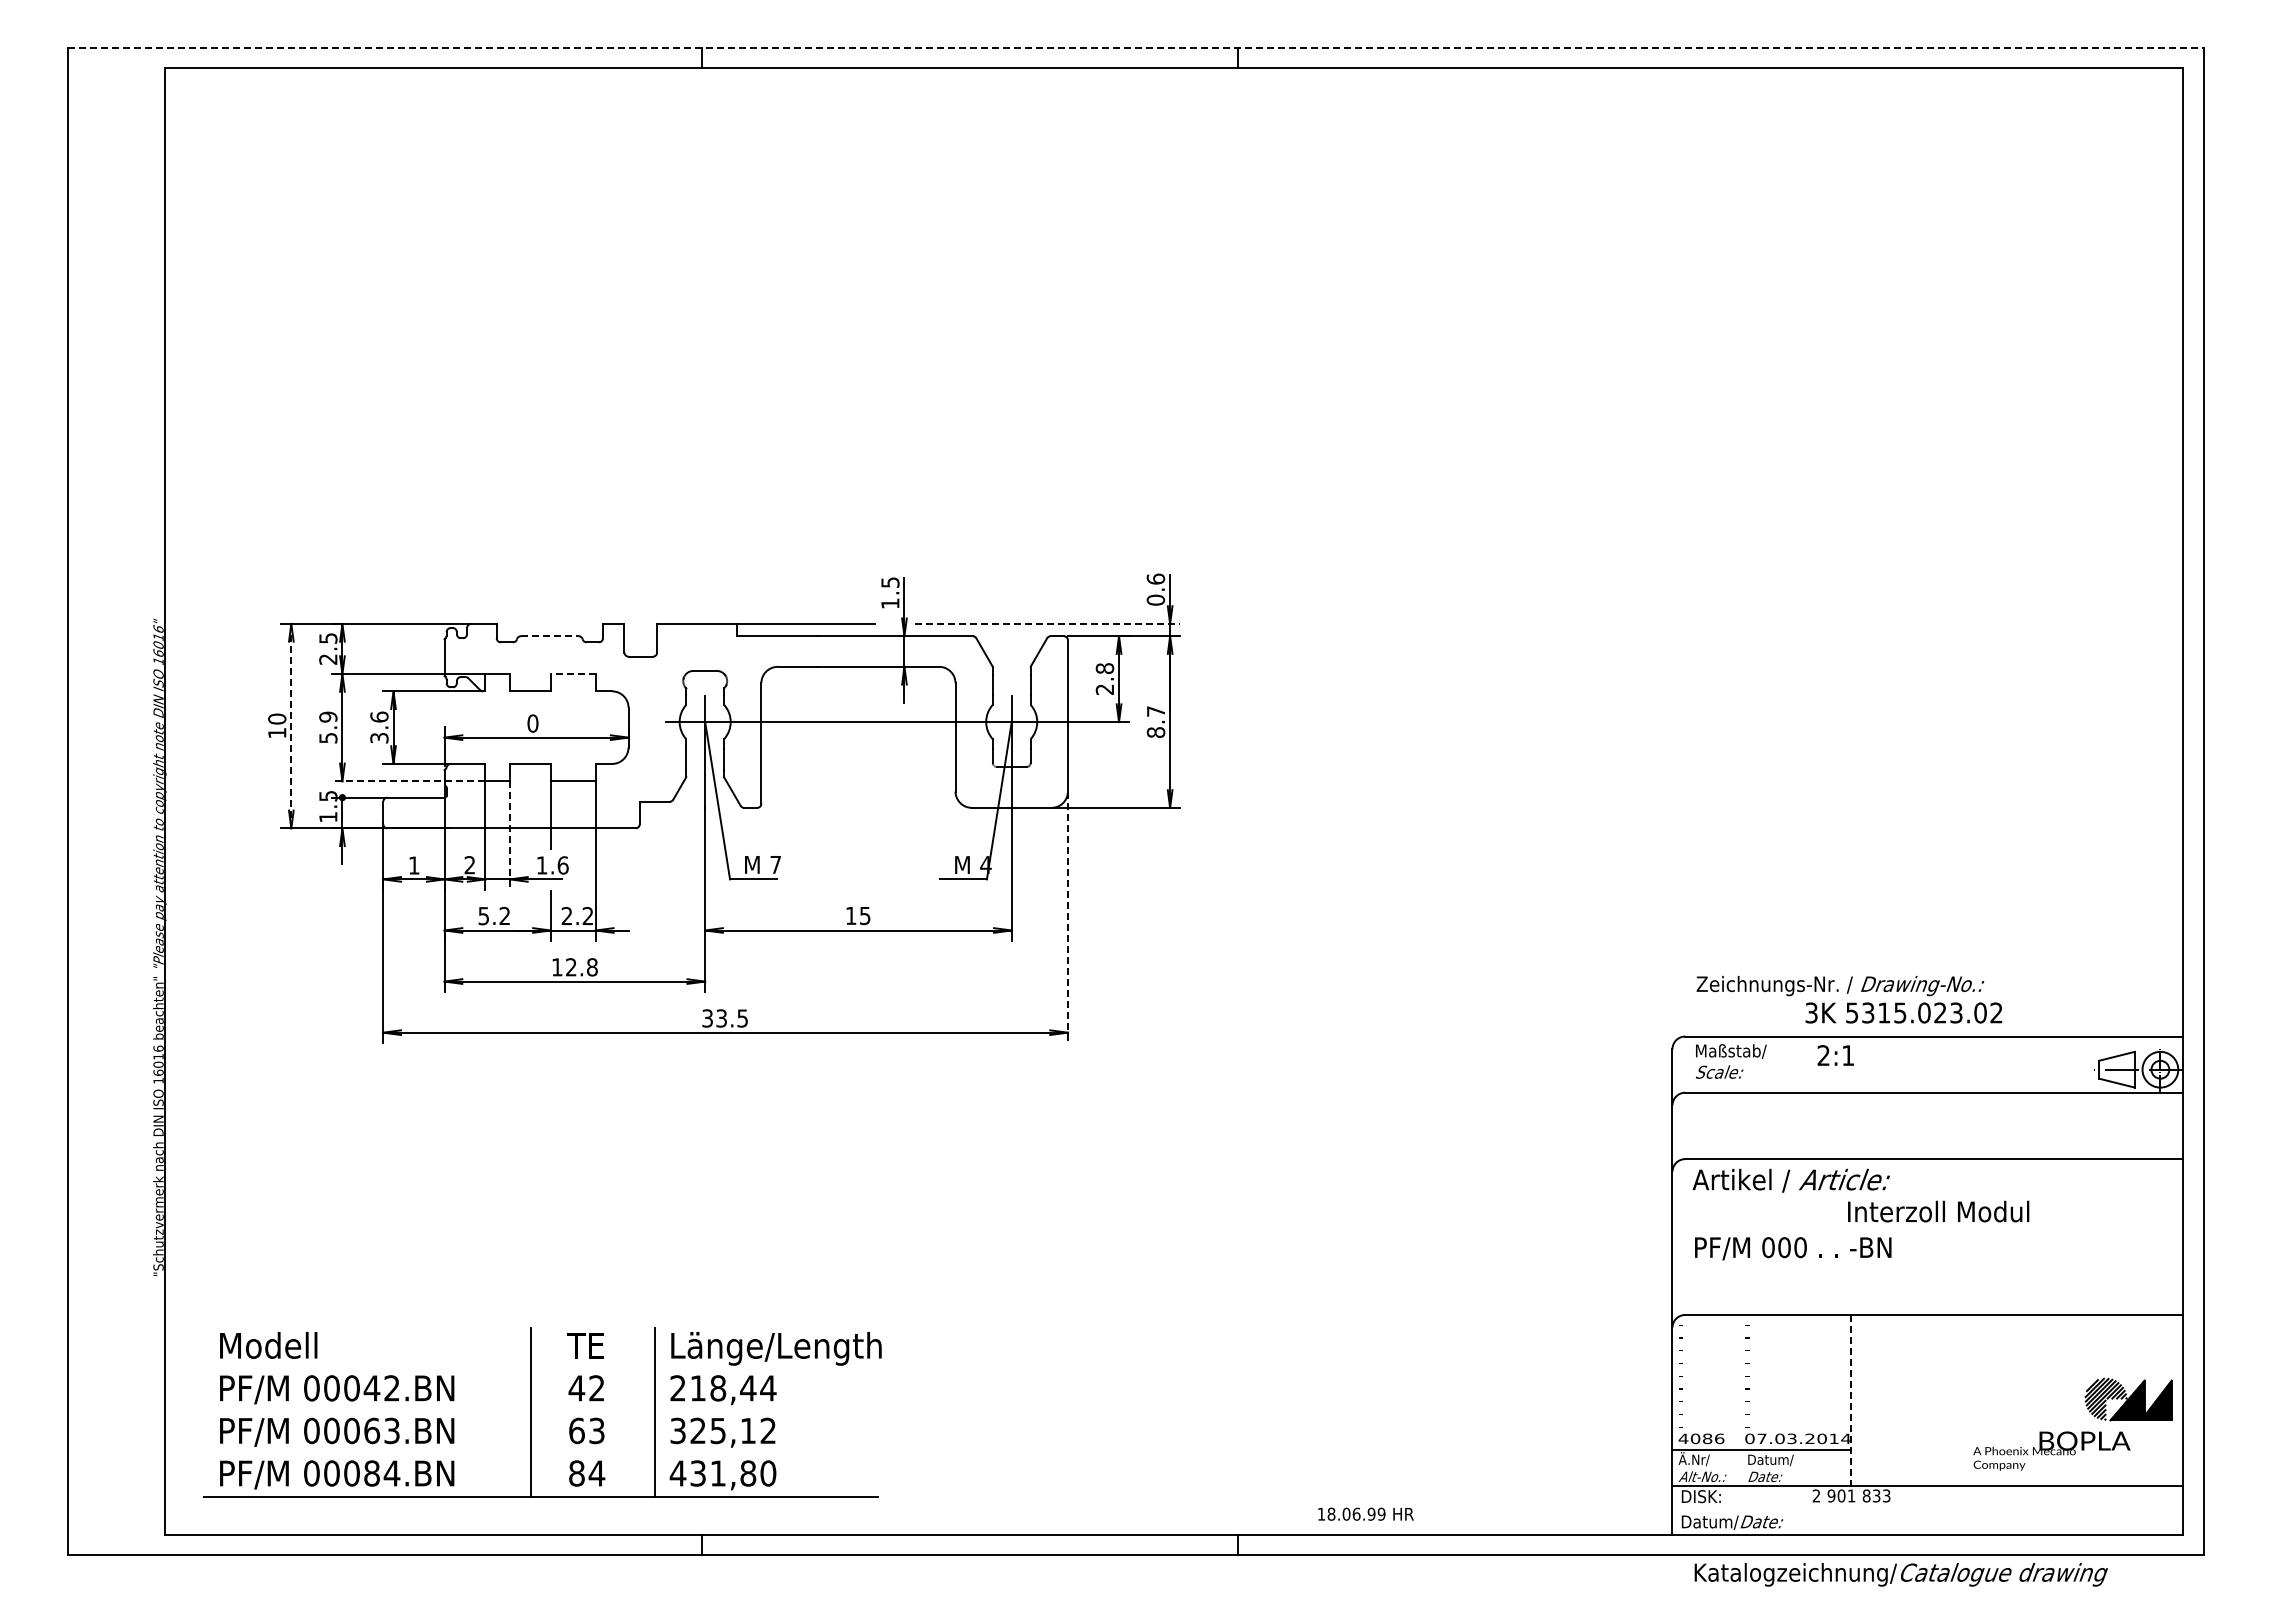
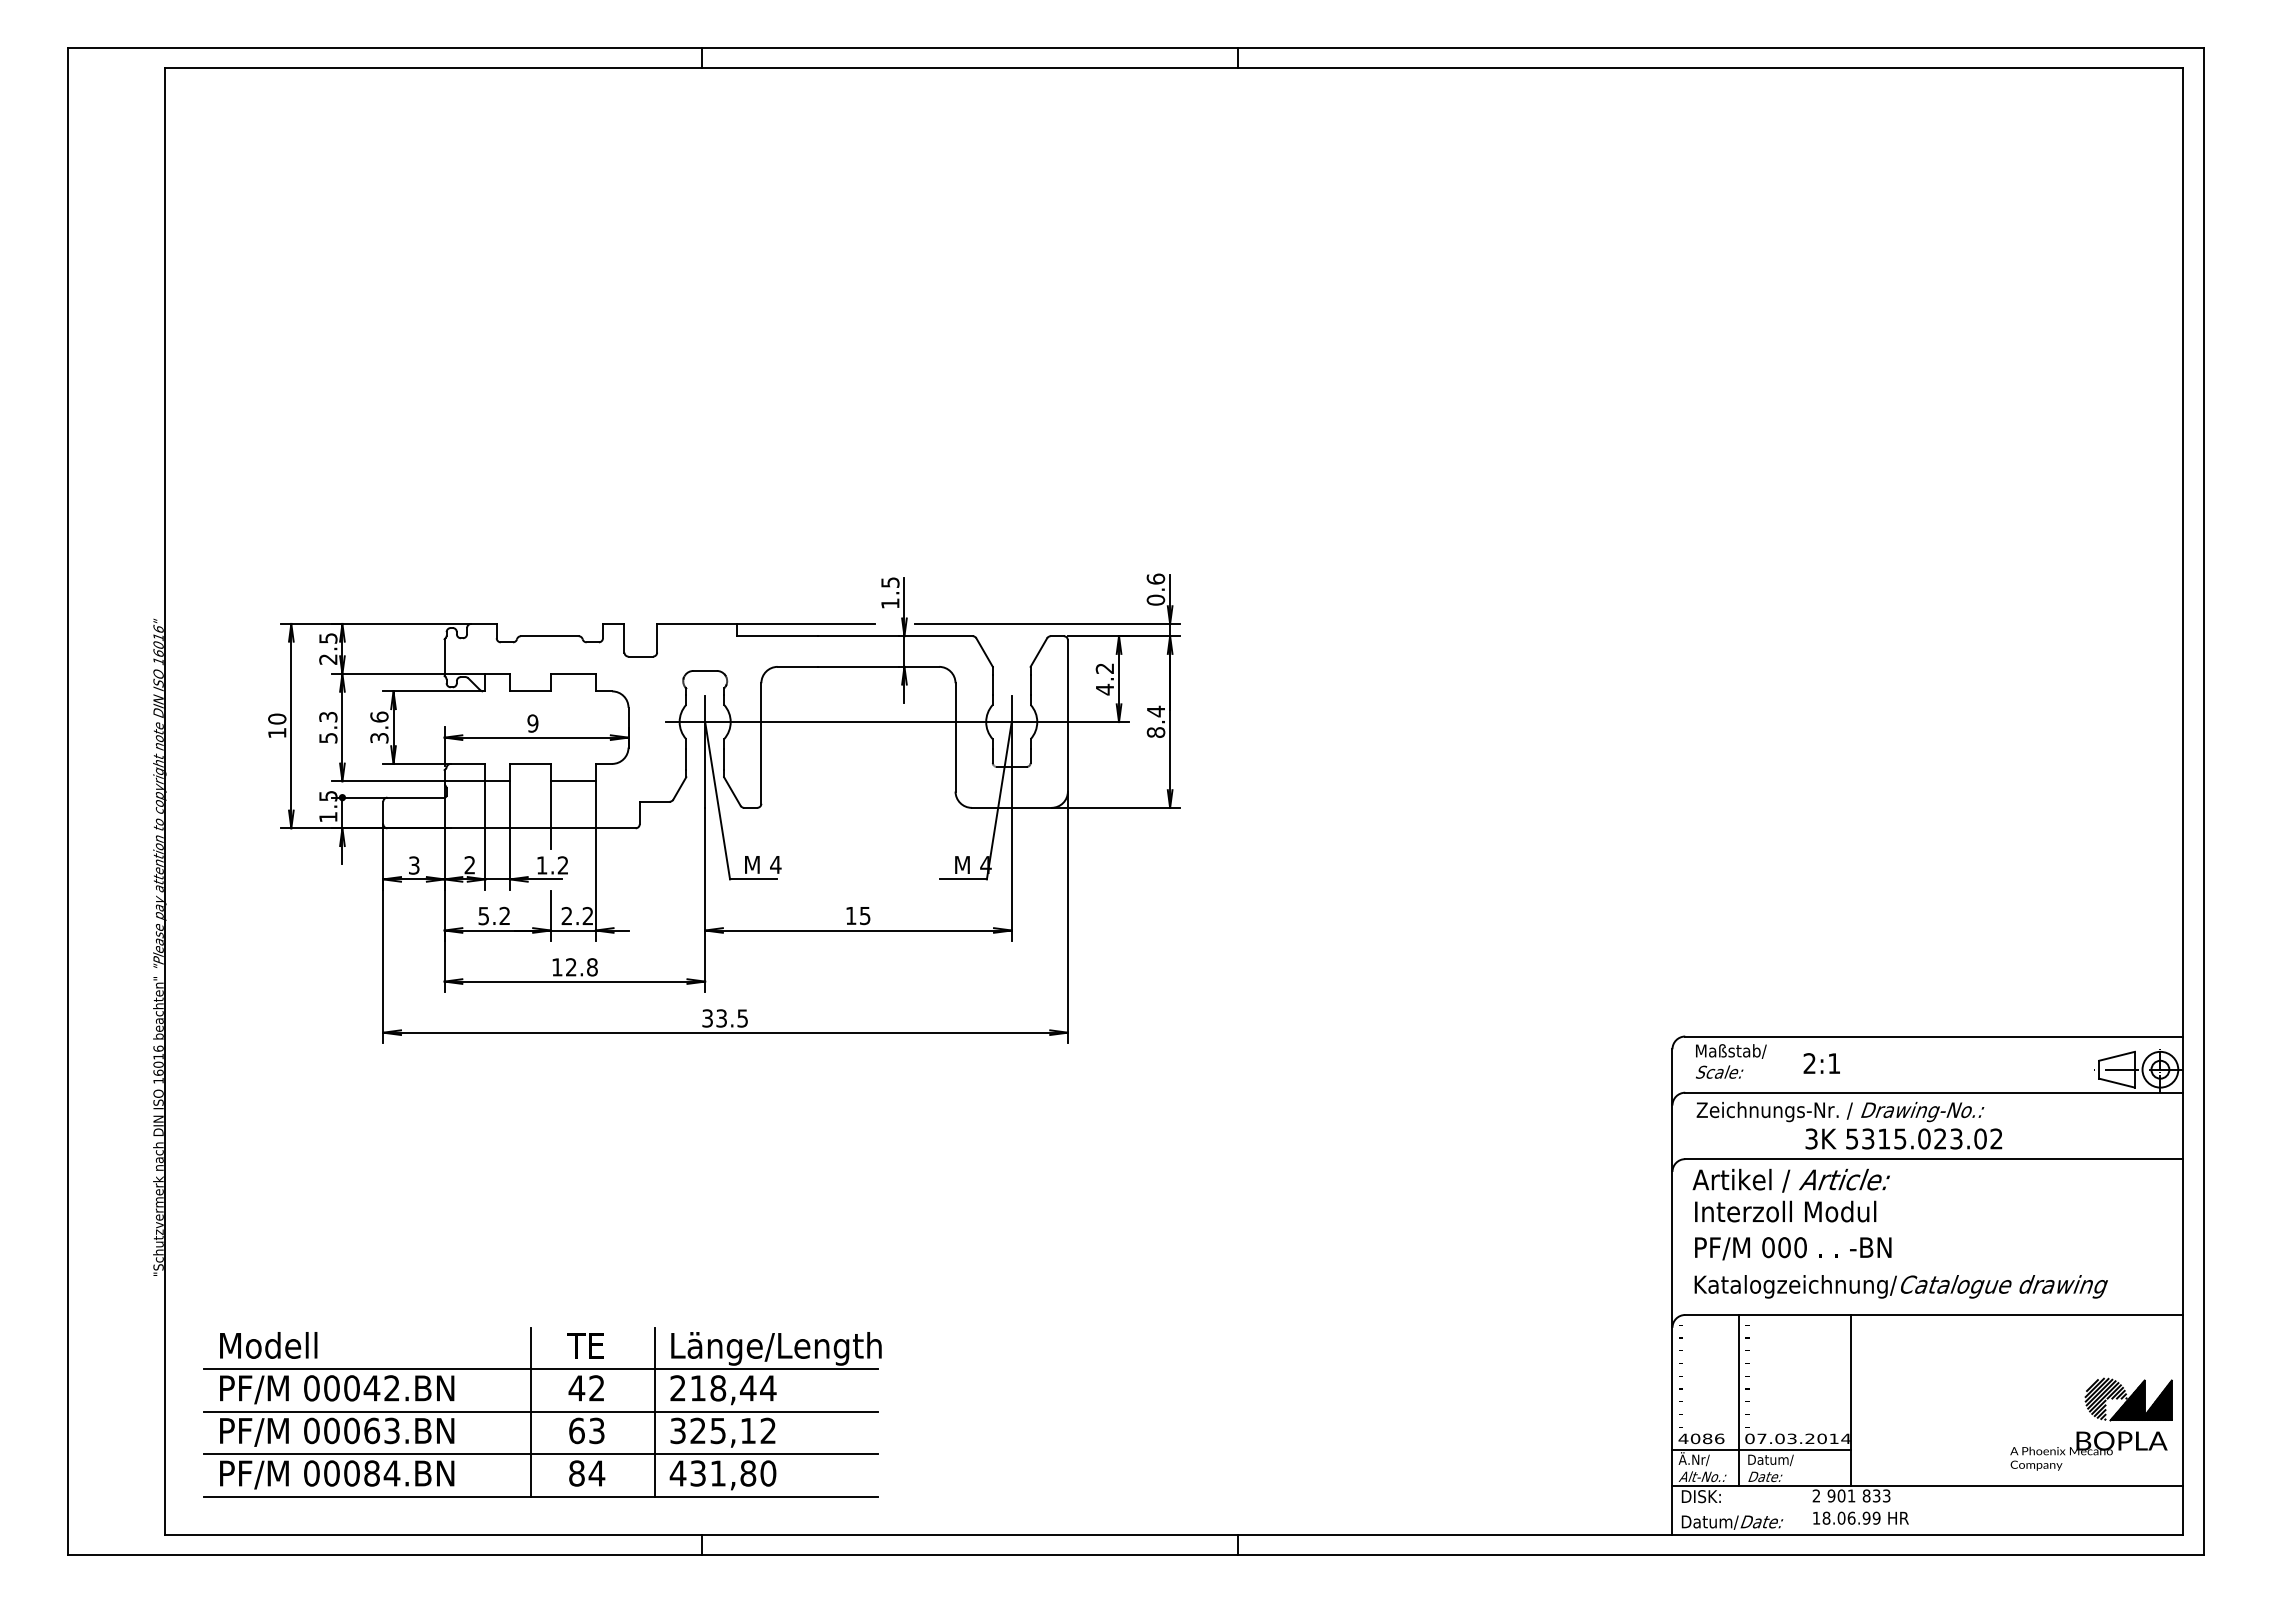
line: dashed -> solid (1136, 47)
line: dashed -> solid (1047, 623)
line: dashed -> solid (549, 636)
line: dashed -> solid (572, 674)
text: 2.8 -> 4.2 (1104, 679)
text: 8.7 -> 8.4 (1155, 711)
text: 5.9 -> 5.3 (328, 716)
text: 0 -> 9 (532, 723)
line: dashed -> solid (291, 726)
line: dashed -> solid (408, 781)
line: dashed -> solid (510, 835)
text: 7 -> 4 (775, 864)
text: 1 -> 3 (414, 865)
text: 1.6 -> 1.2 (562, 865)
line: dashed -> solid (1067, 917)
text position: (1849, 999) -> (1849, 1125) (1849, 1125)
text position: (1835, 1055) -> (1821, 1063) (1821, 1063)
text position: (1938, 1211) -> (1785, 1211) (1785, 1211)
line: none -> present (540, 1369)
line: none -> present (1738, 1400)
line: dashed -> solid (1851, 1400)
line: none -> present (540, 1411)
text position: (2051, 1450) -> (2088, 1450) (2088, 1450)
line: none -> present (540, 1454)
text position: (1365, 1513) -> (1860, 1517) (1860, 1517)
text position: (1900, 1574) -> (1900, 1286) (1900, 1286)
